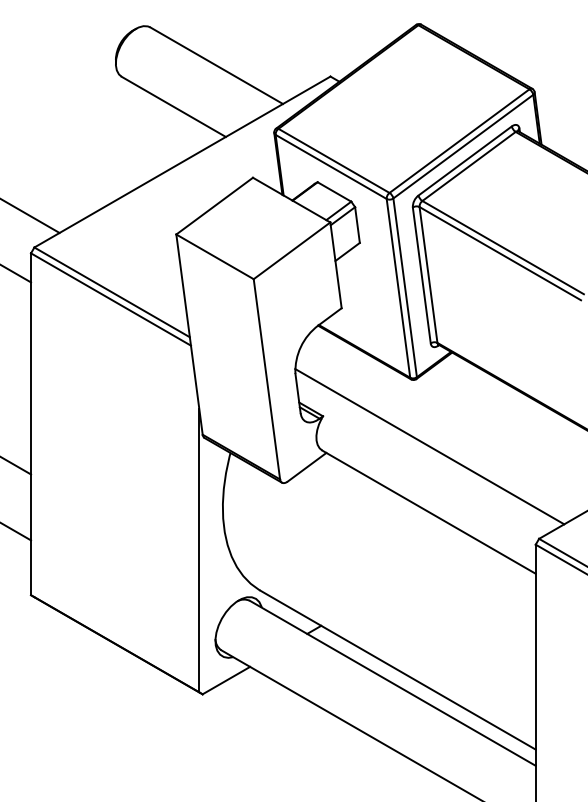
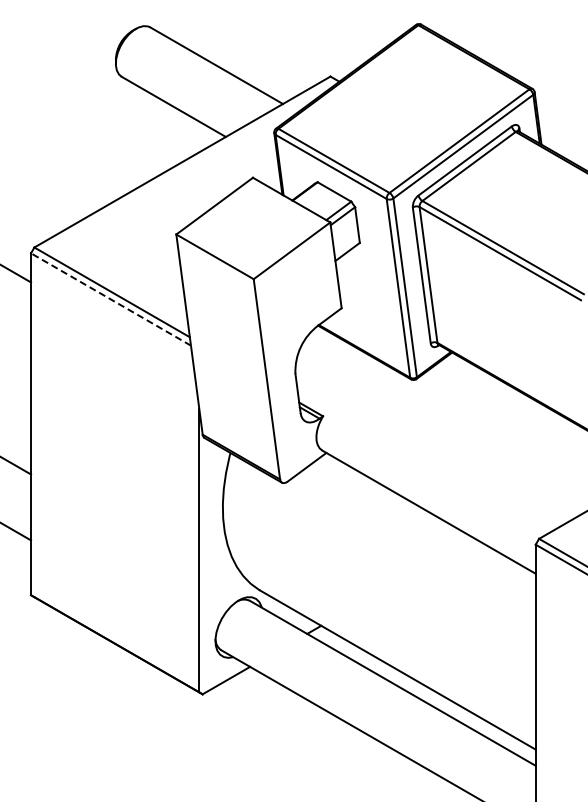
line: present -> none (30, 215)
line: solid -> dashed (110, 299)
line: present -> none (429, 446)
